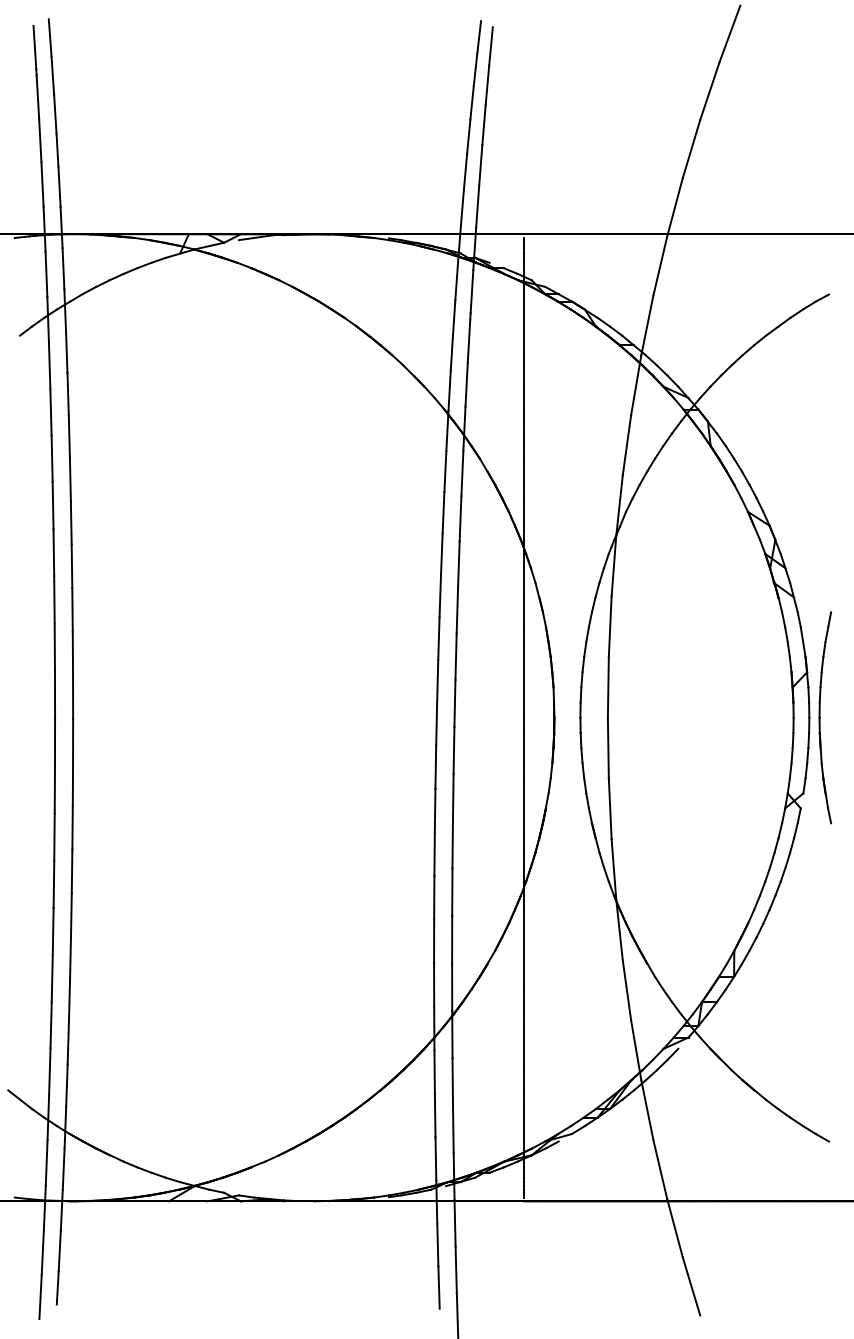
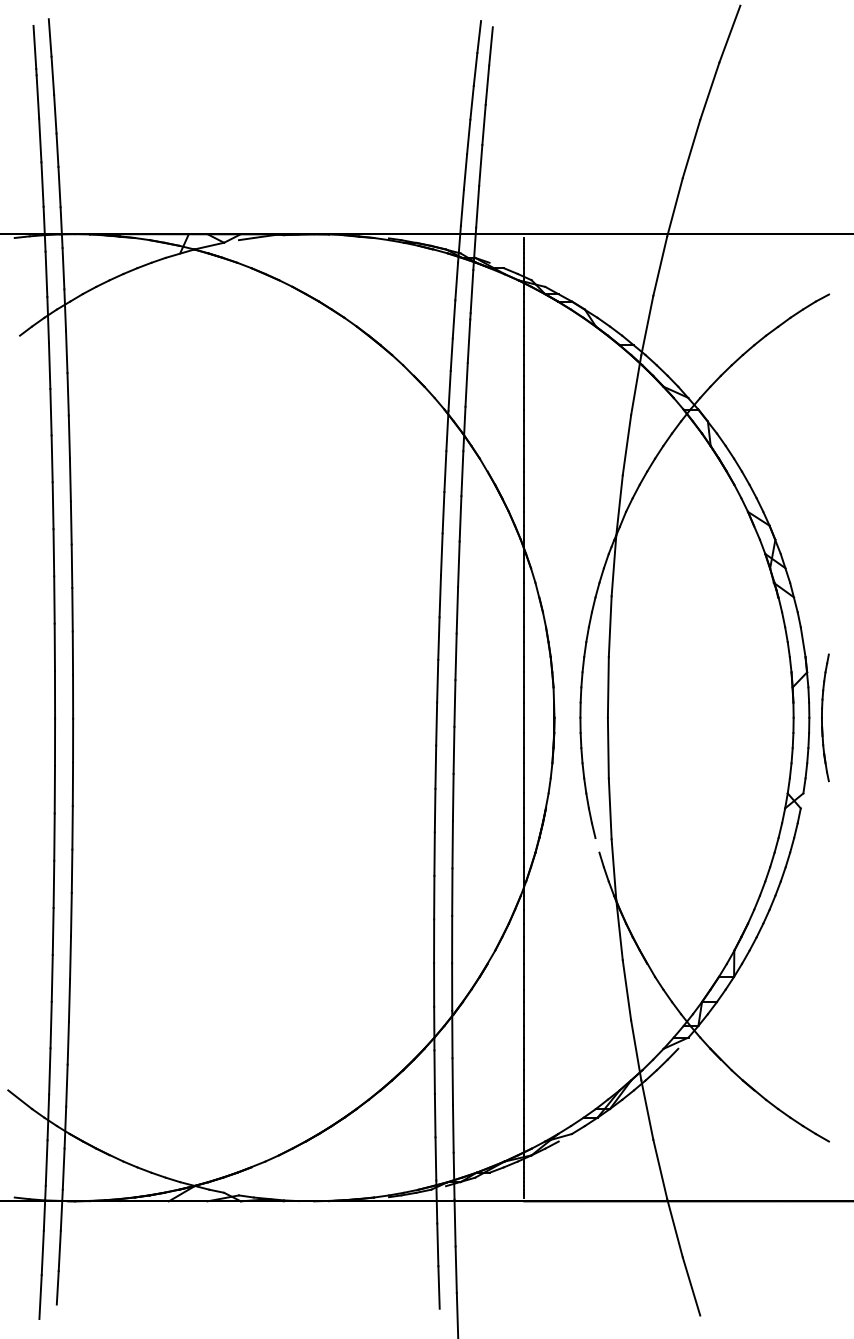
part size: 15x214 px -> 9x130 px (825, 717)
line: present -> none (595, 837)
